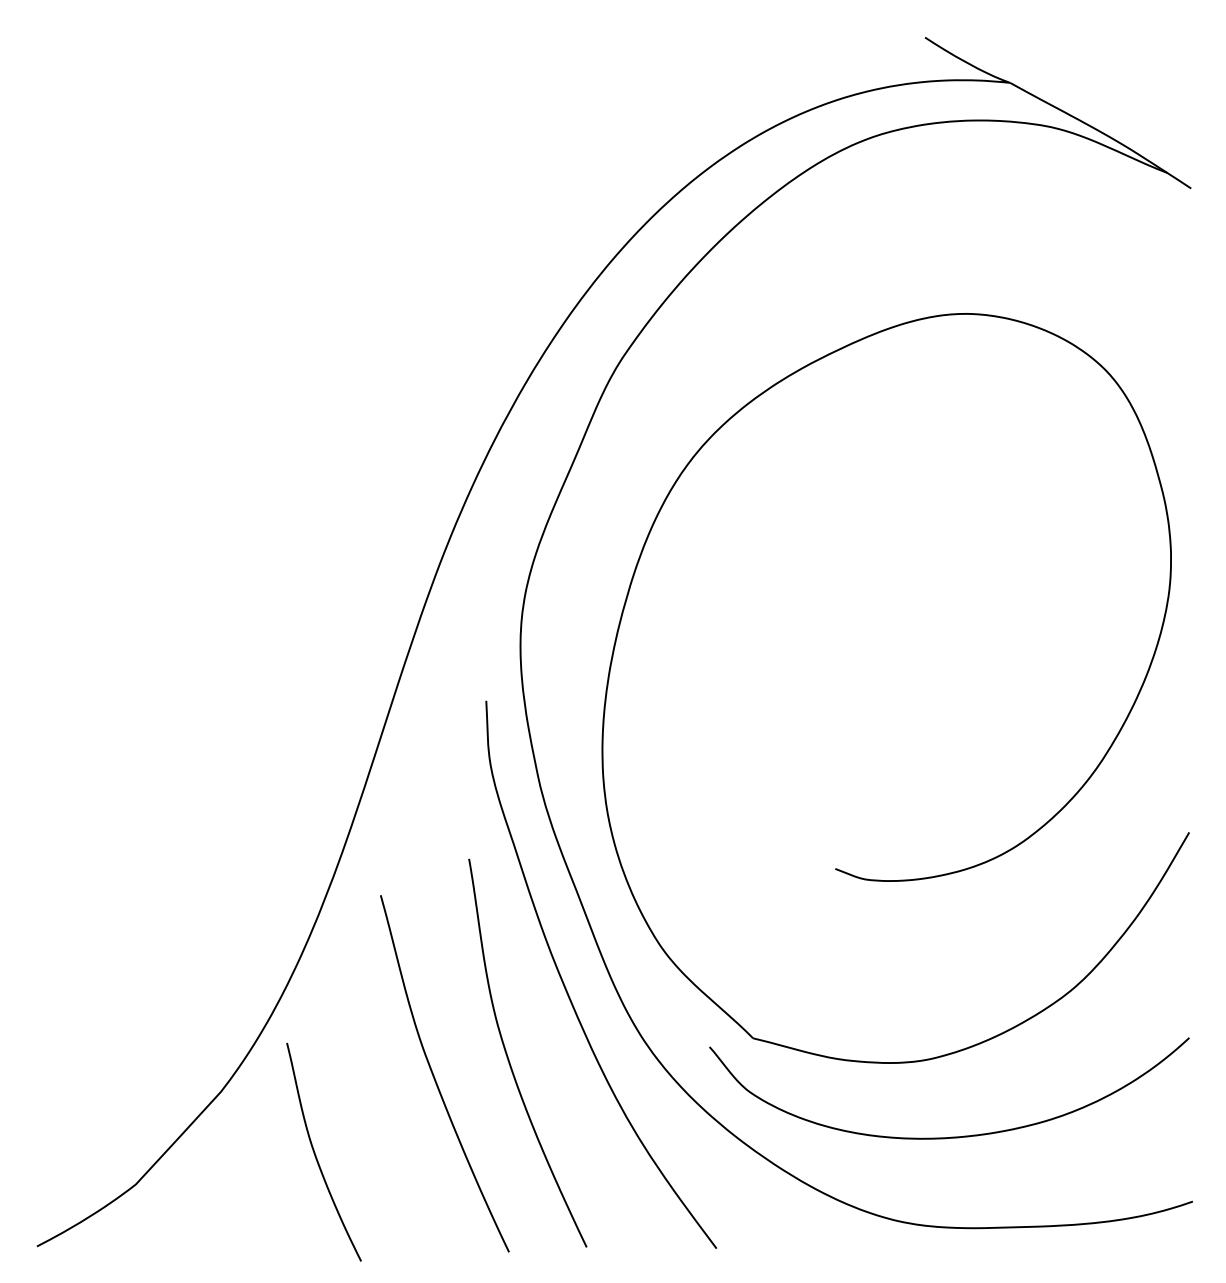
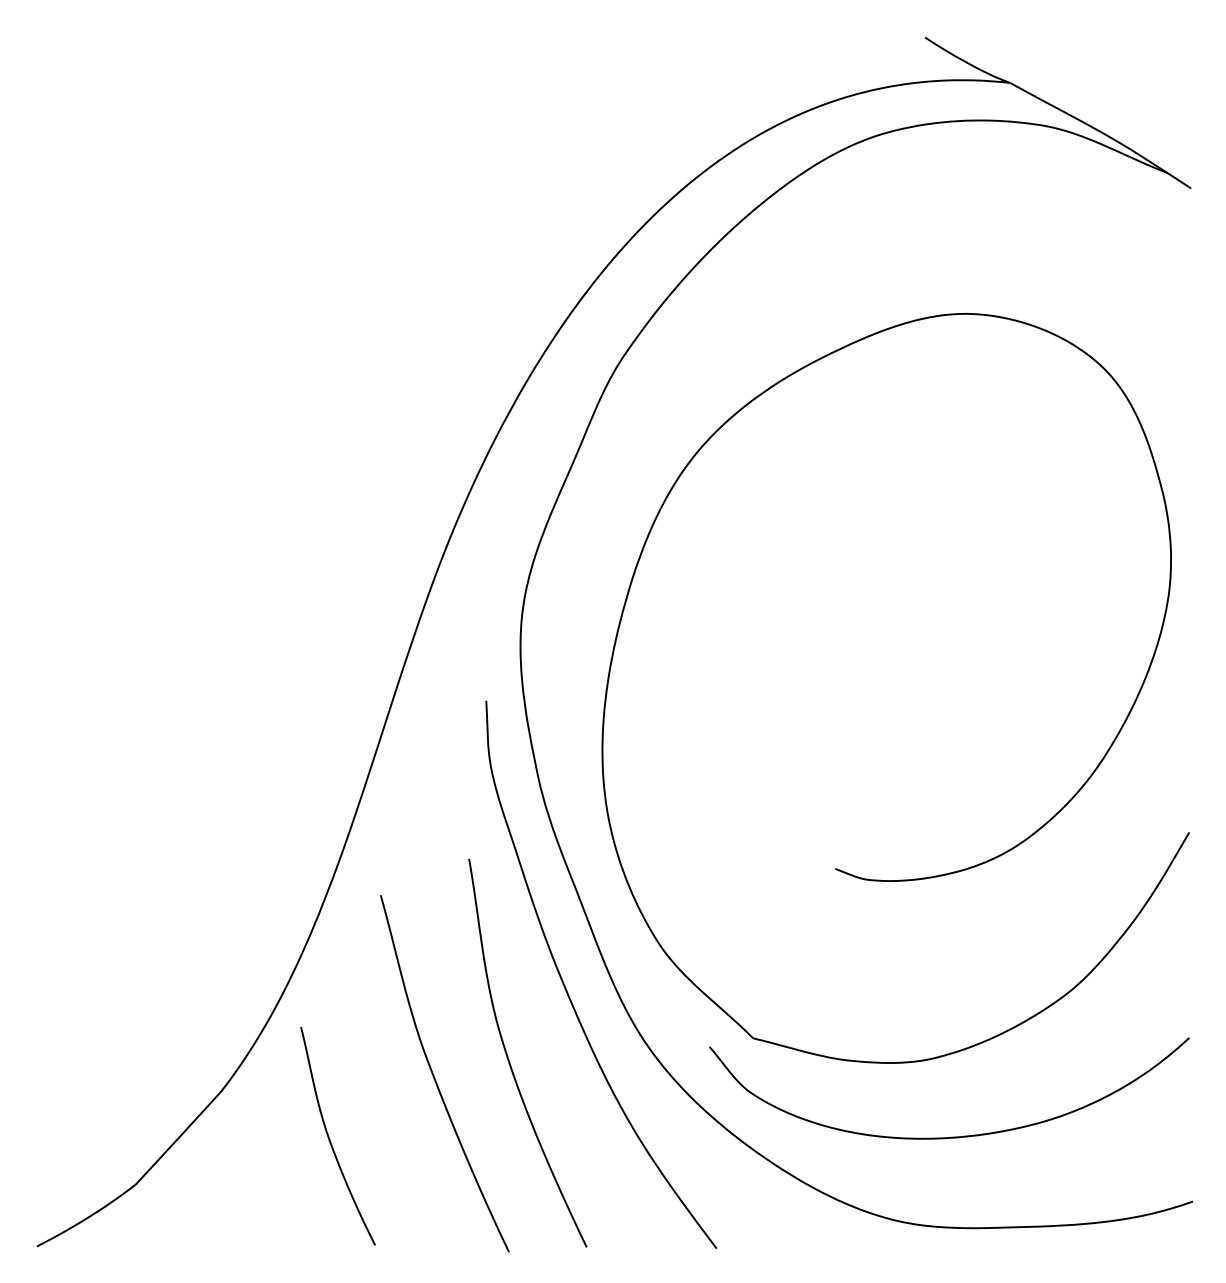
curve position: (315, 1152) -> (329, 1136) (329, 1136)
